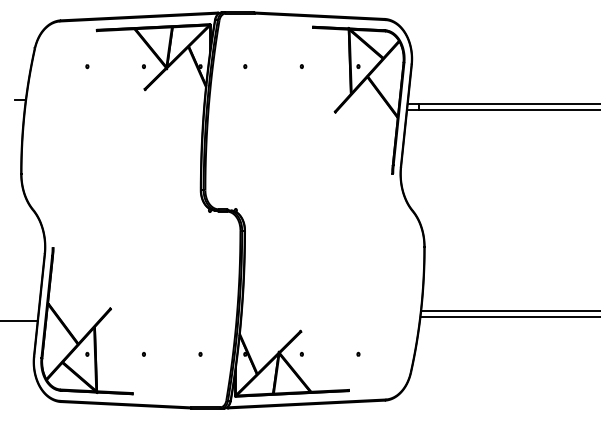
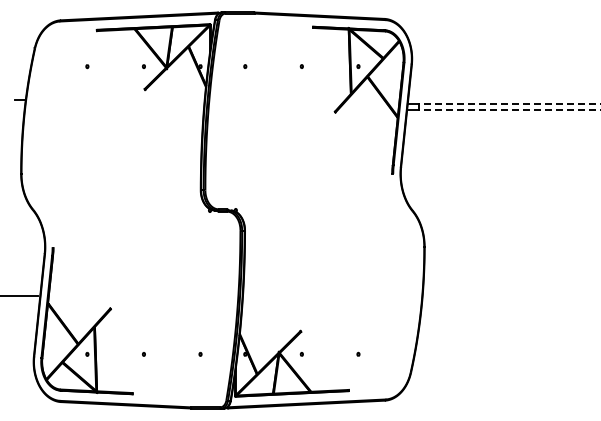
line: solid -> dashed (510, 103)
line: solid -> dashed (510, 109)
line: present -> none (509, 311)
line: present -> none (508, 317)
line position: (19, 320) -> (19, 295) (19, 295)
